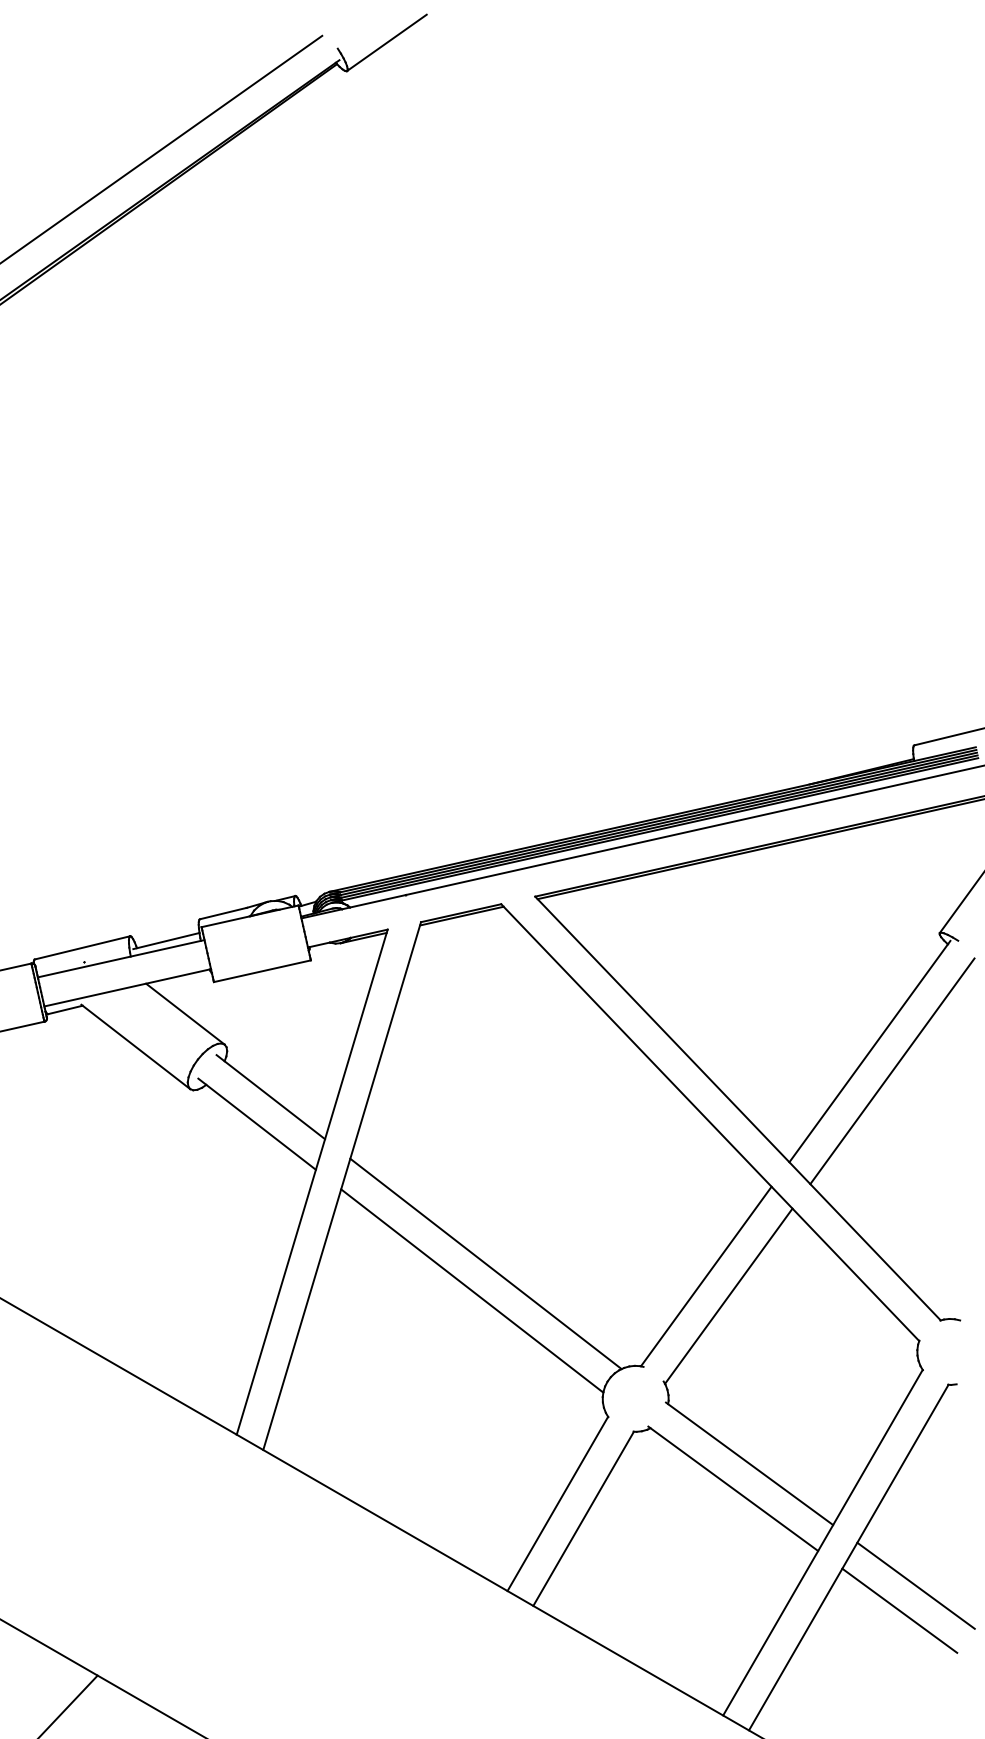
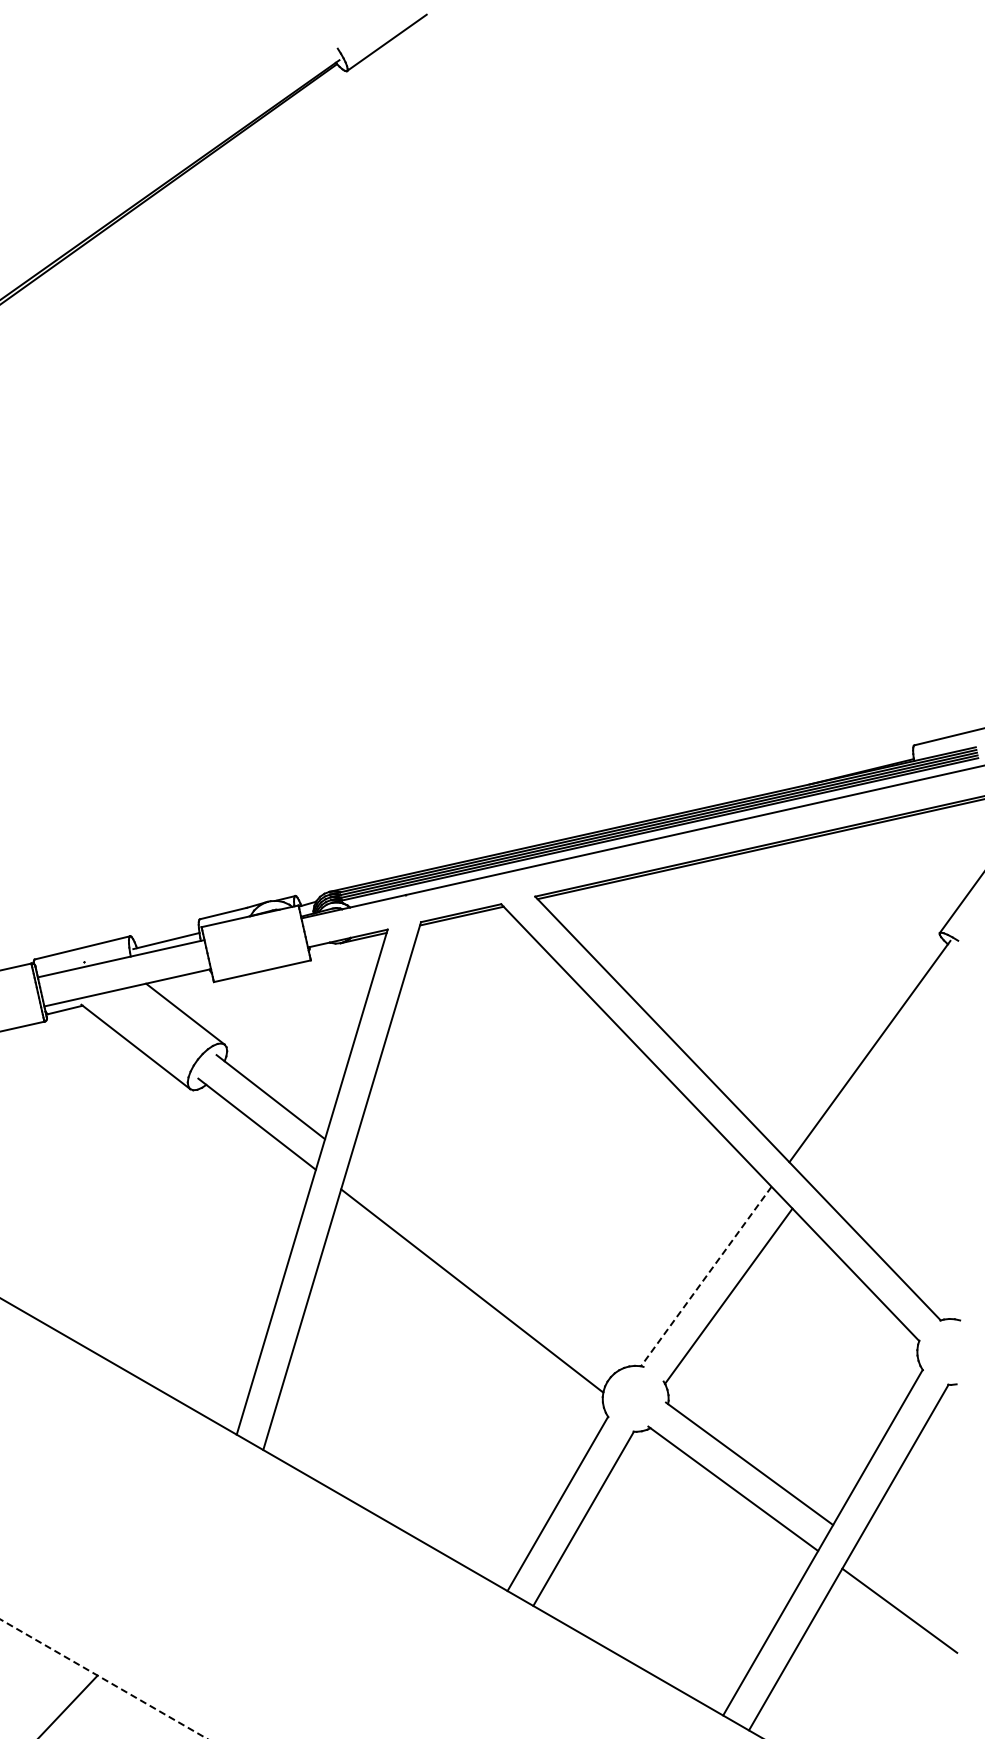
line: present -> none (162, 148)
line: present -> none (892, 1071)
line: present -> none (485, 1263)
line: solid -> dashed (705, 1276)
line: present -> none (915, 1585)
line: solid -> dashed (104, 1679)
